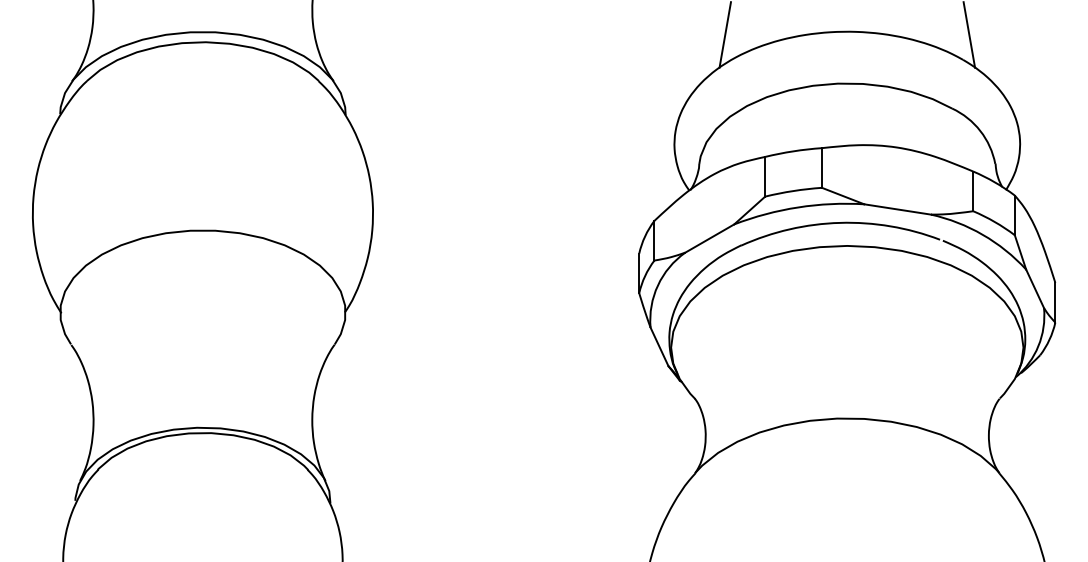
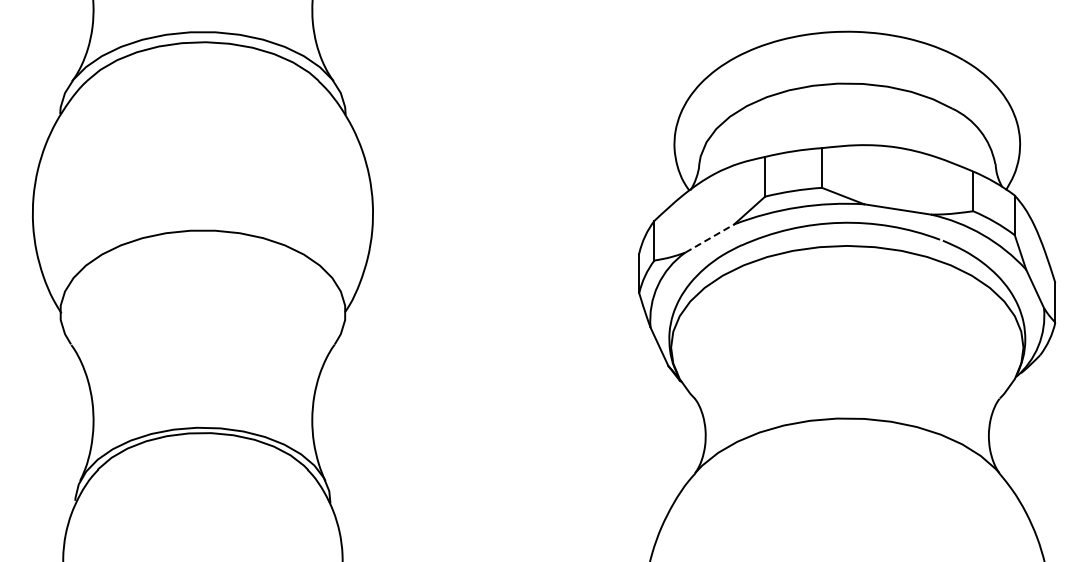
line: present -> none (724, 34)
line: present -> none (969, 34)
line: solid -> dashed (710, 238)
